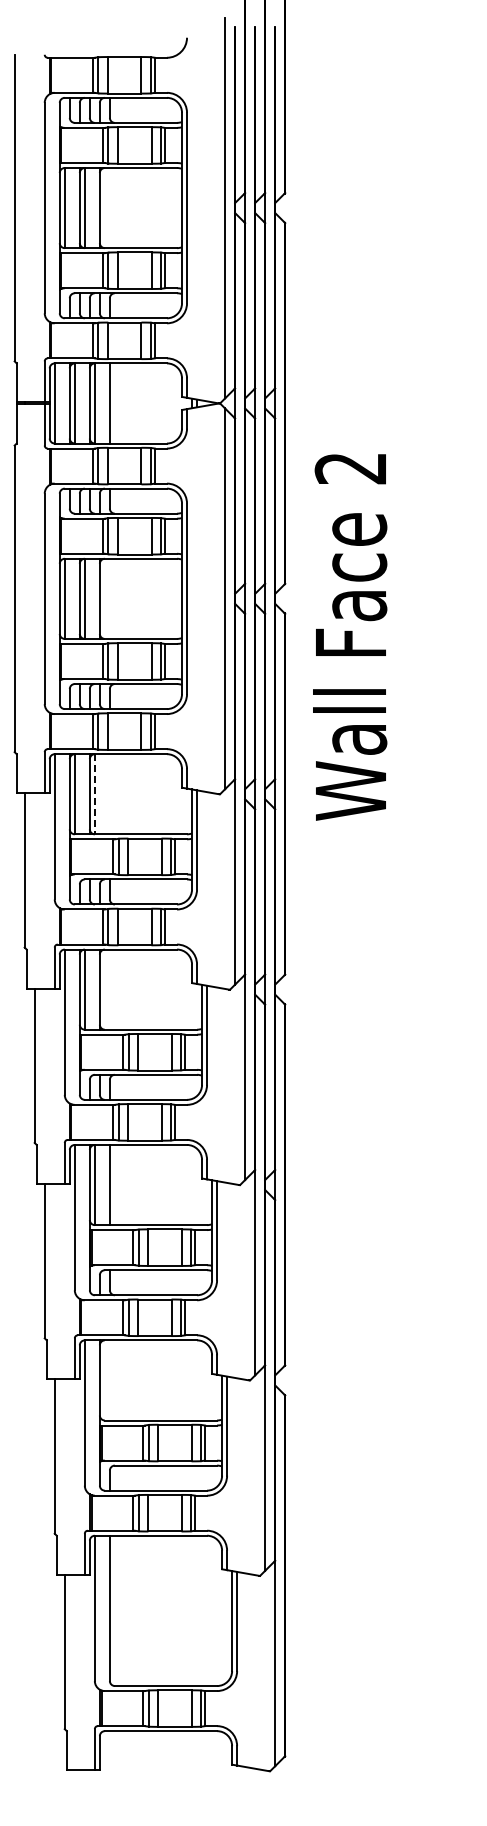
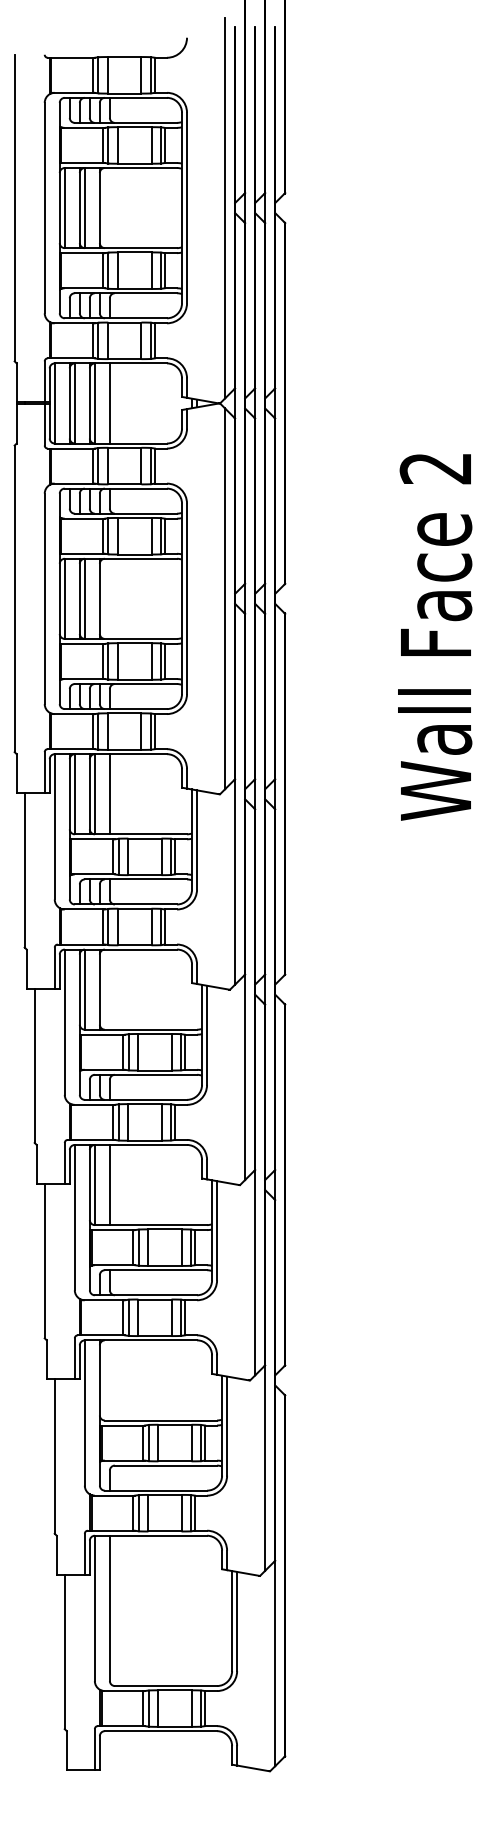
text position: (350, 637) -> (435, 637) (435, 637)
line: dashed -> solid (94, 794)
line: none -> present (109, 794)
